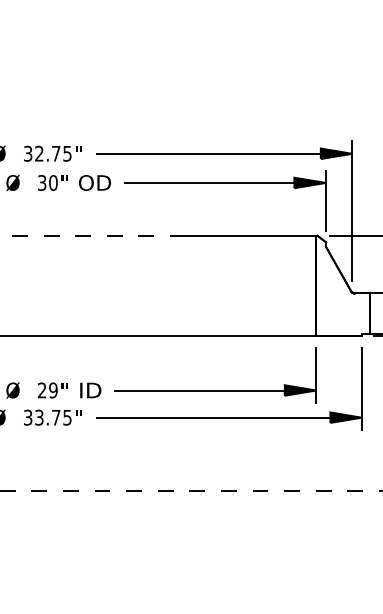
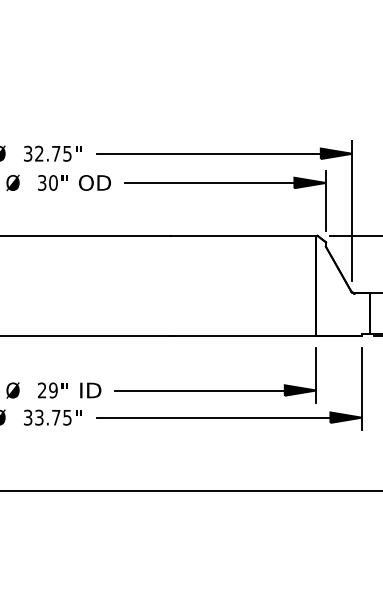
line: dashed -> solid (86, 235)
line: dashed -> solid (191, 491)
